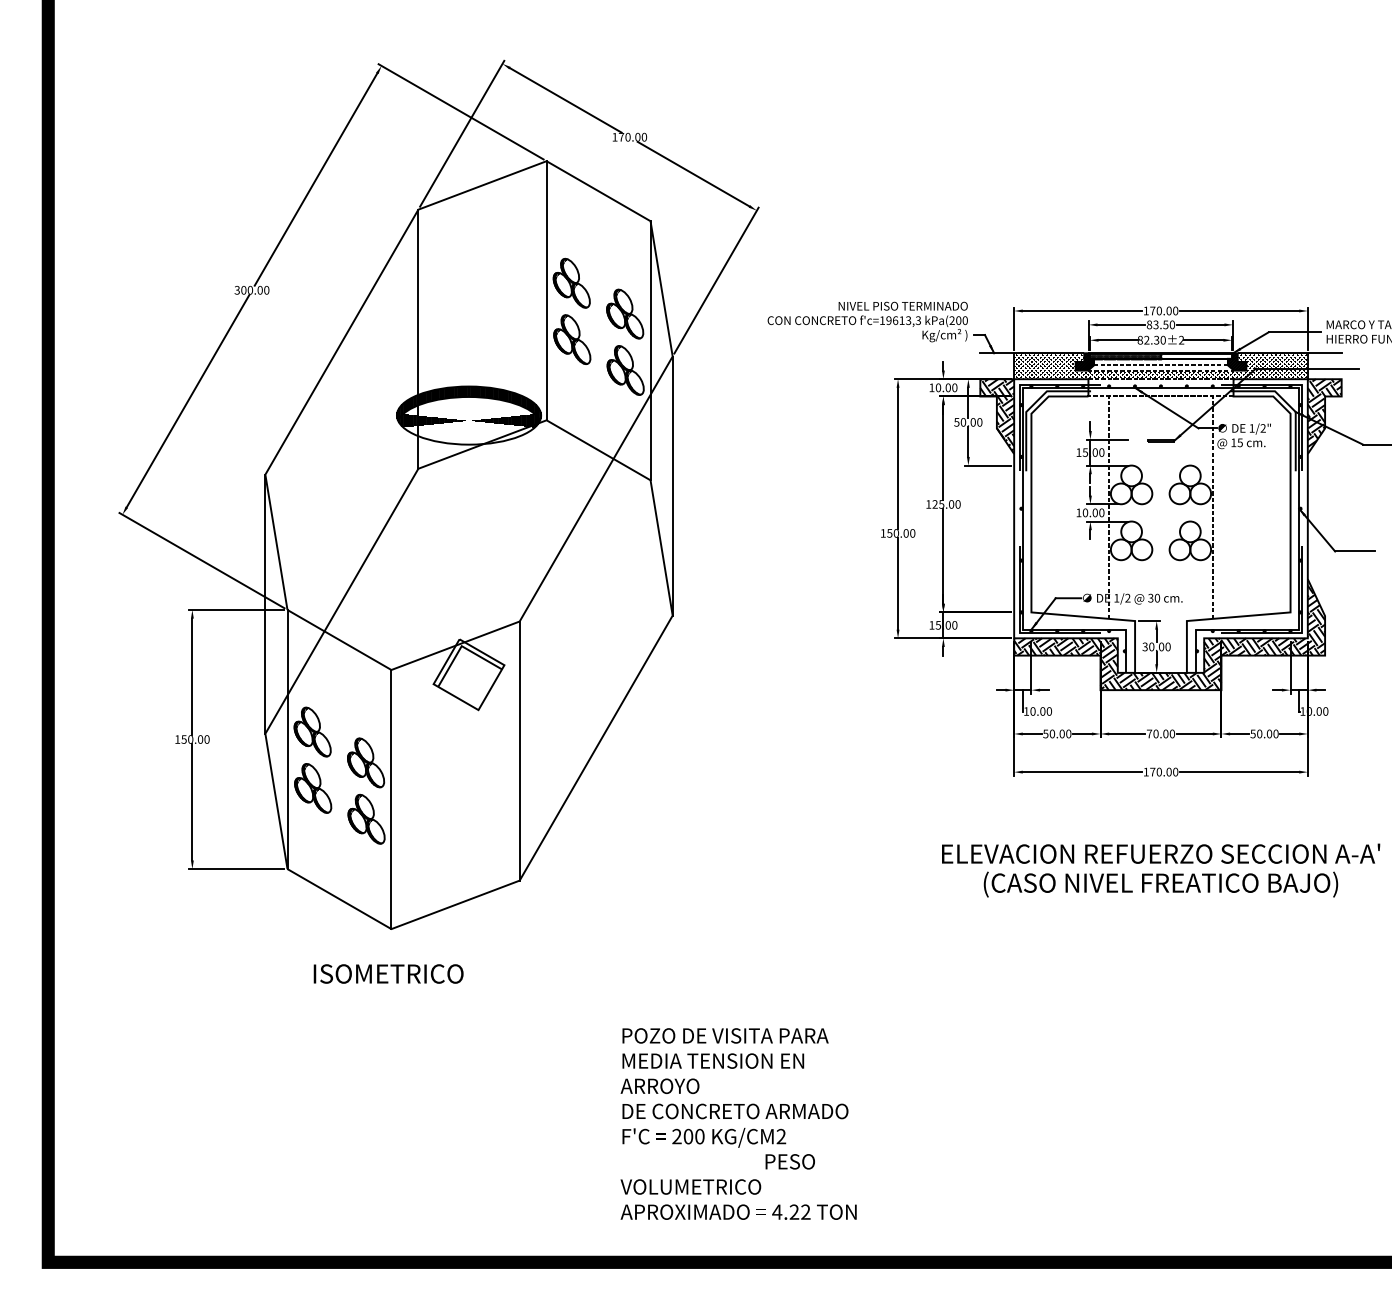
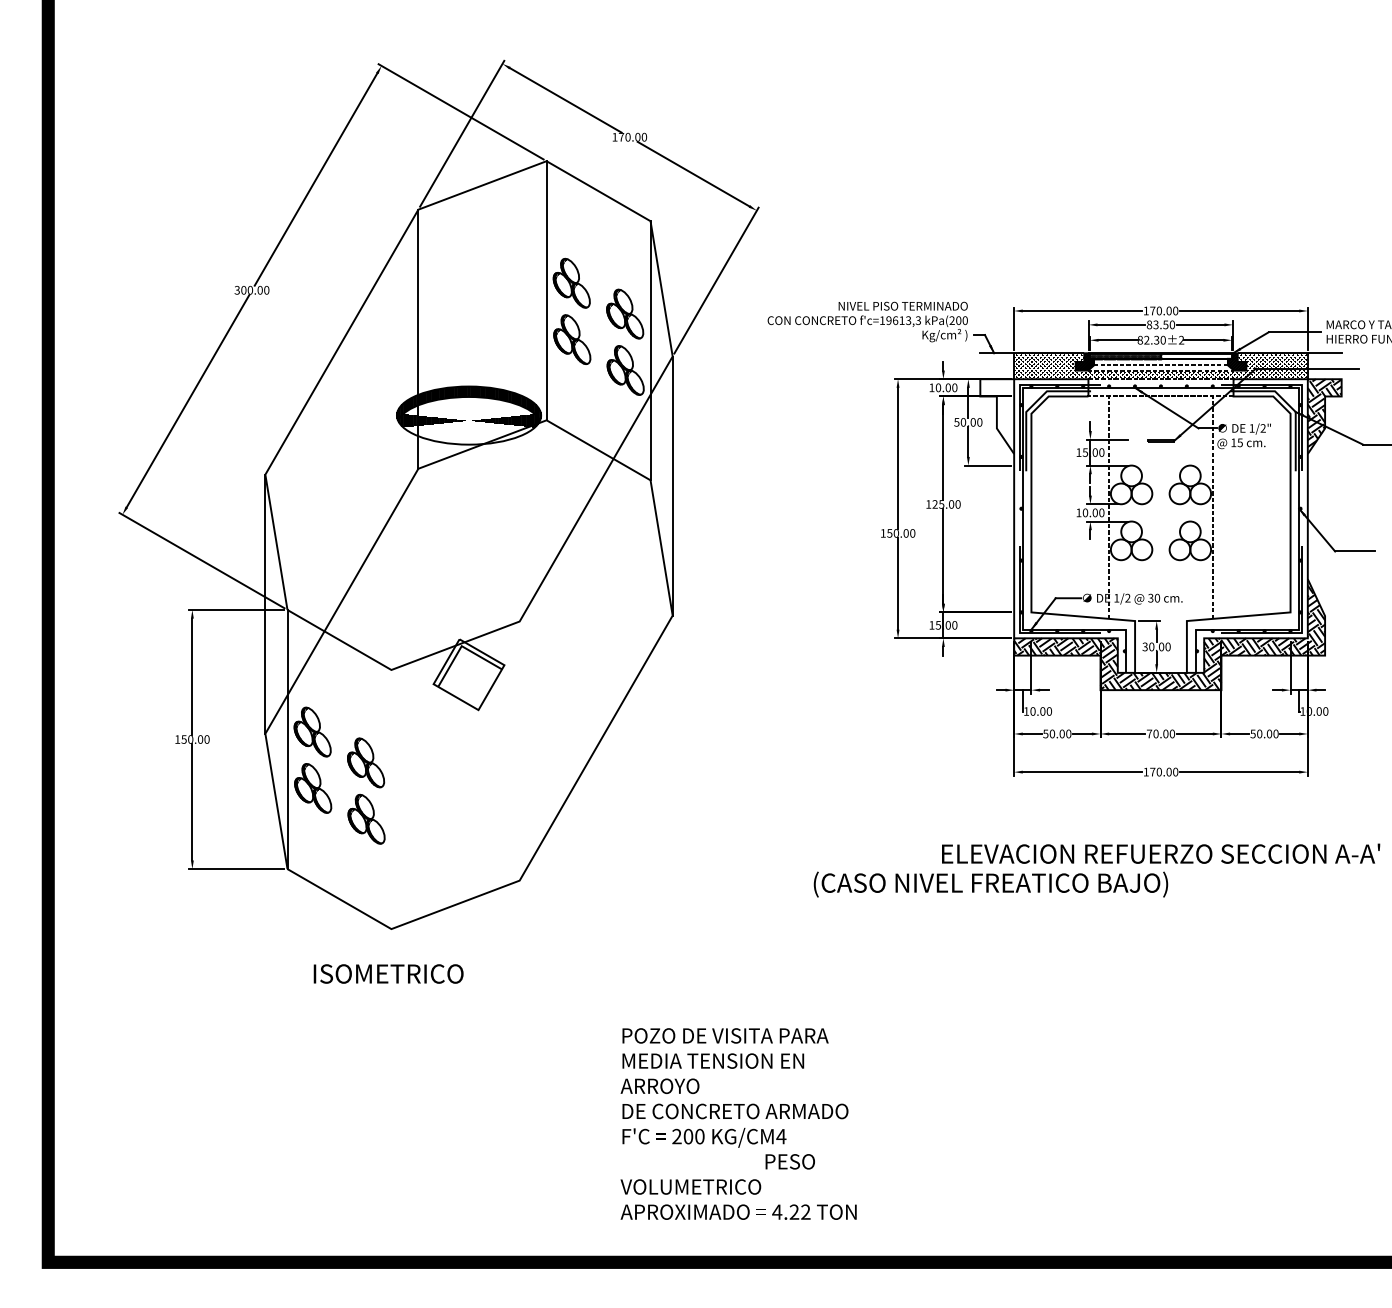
hatch: present -> none (997, 415)
line: present -> none (519, 750)
line: present -> none (391, 799)
text position: (1160, 884) -> (990, 884) (990, 884)
text: KG/CM2 -> KG/CM4 (781, 1136)
